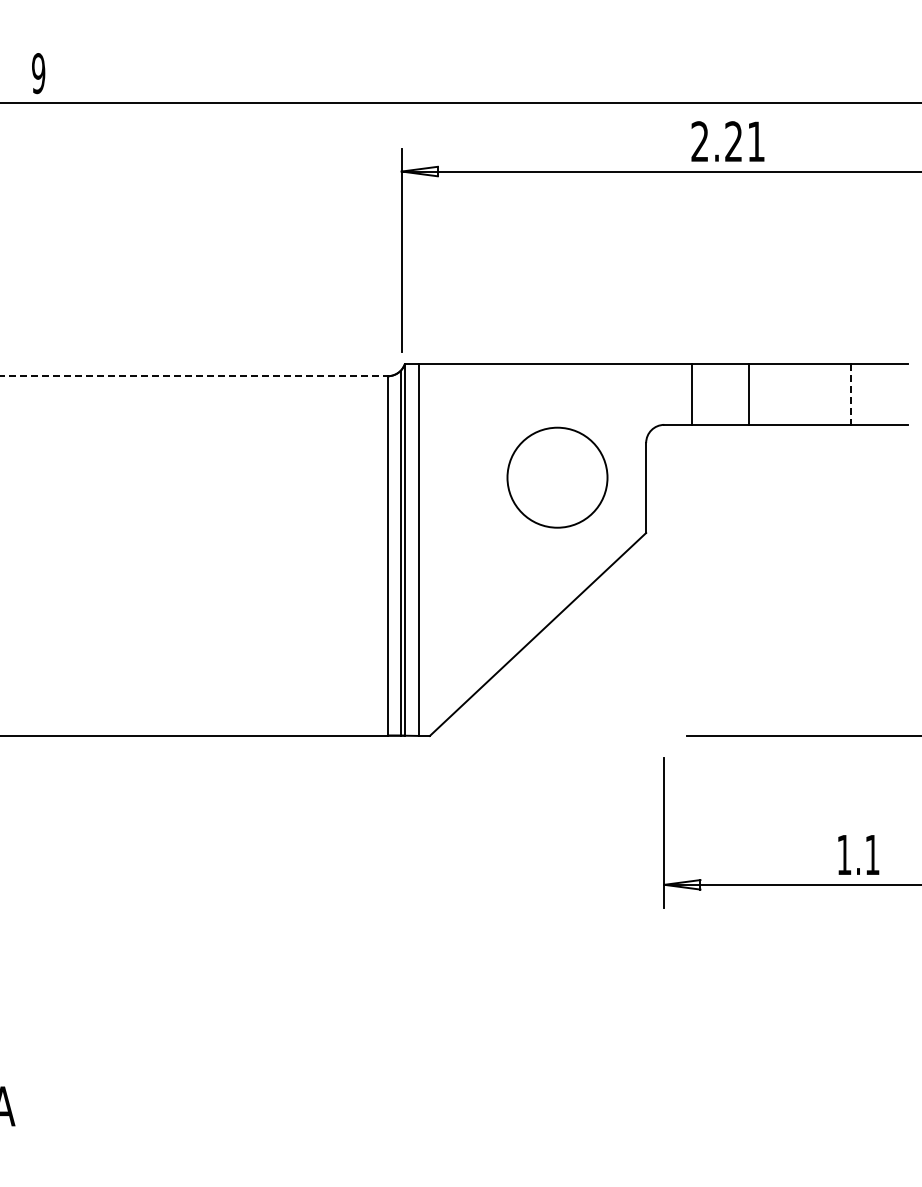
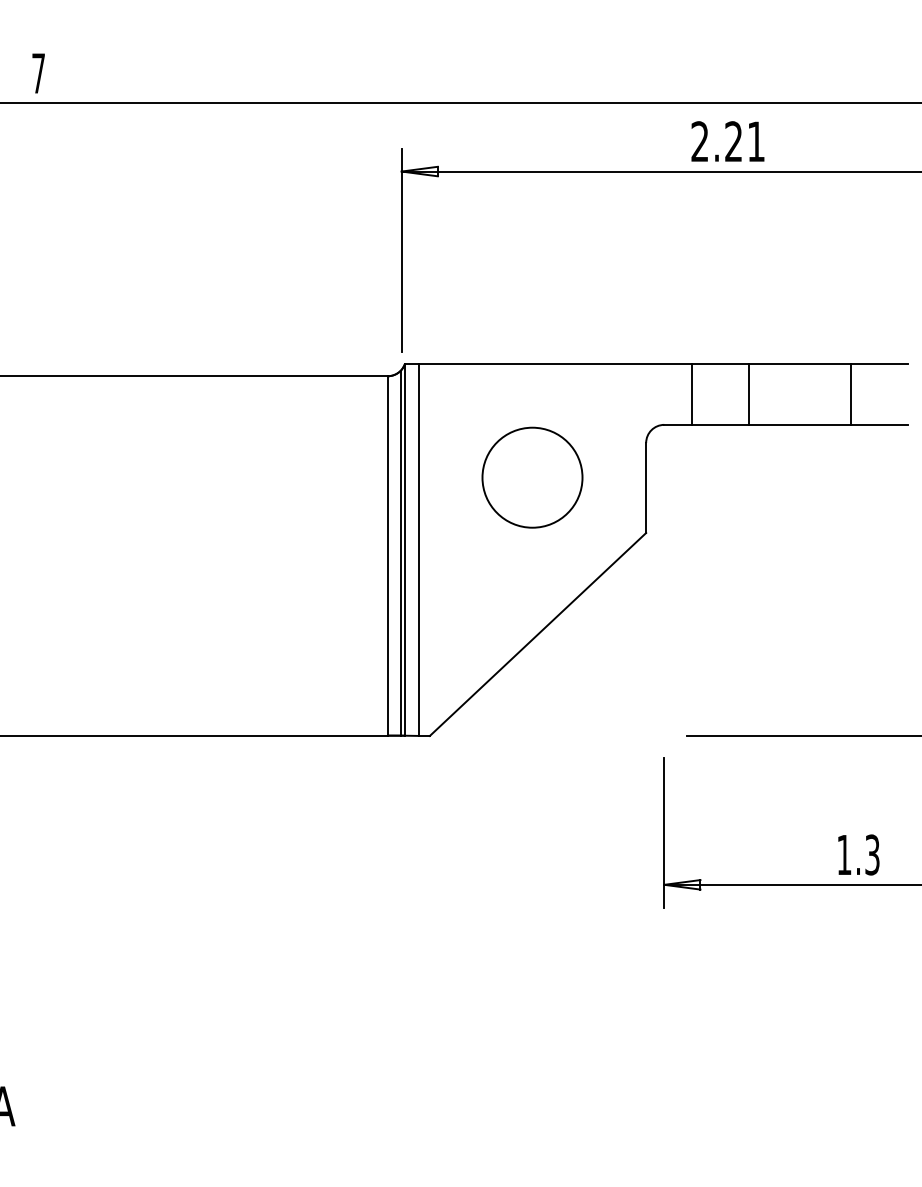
text: 9 -> 7 (38, 73)
line: dashed -> solid (194, 376)
line: dashed -> solid (850, 394)
circle position: (557, 477) -> (532, 477) (532, 477)
text: 1.1 -> 1.3 (872, 854)
